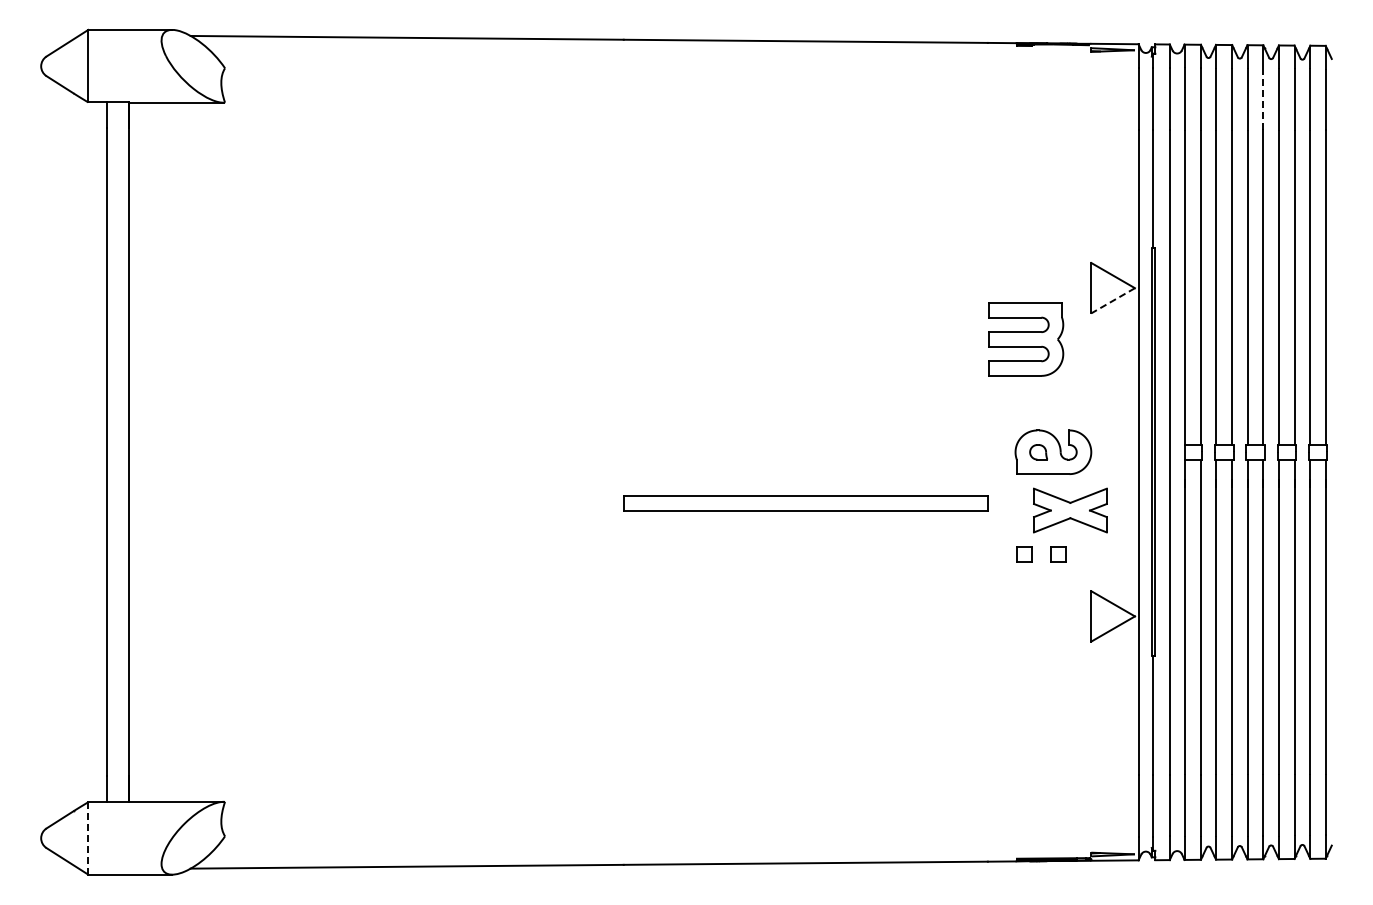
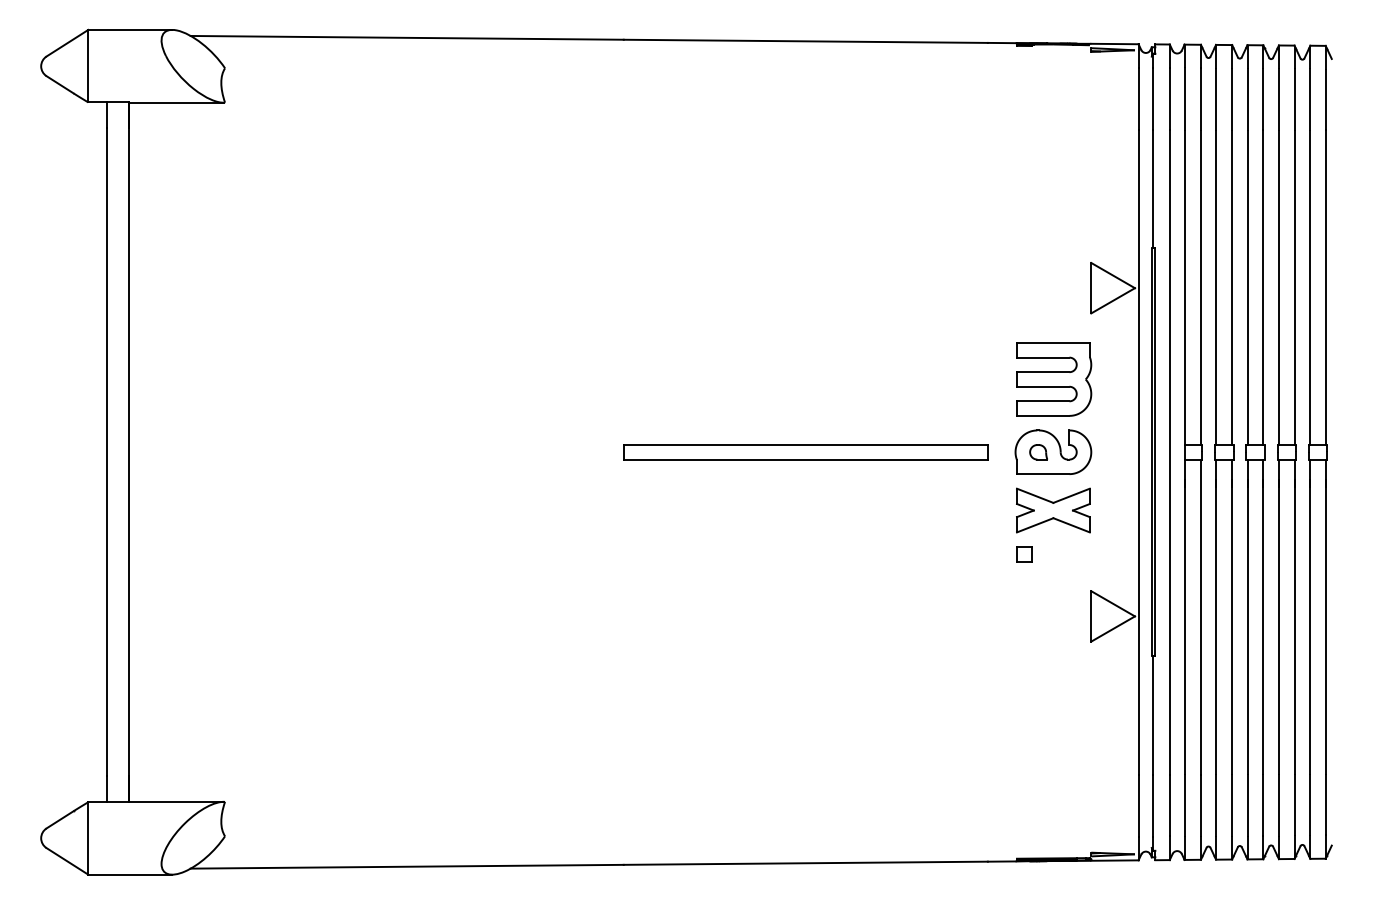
line: dashed -> solid (1263, 98)
line: dashed -> solid (1112, 301)
part position: (1026, 339) -> (1054, 379) (1054, 379)
part position: (805, 503) -> (805, 452) (805, 452)
part position: (1070, 510) -> (1053, 510) (1053, 510)
part: present -> none (1058, 554)
line: dashed -> solid (88, 838)
